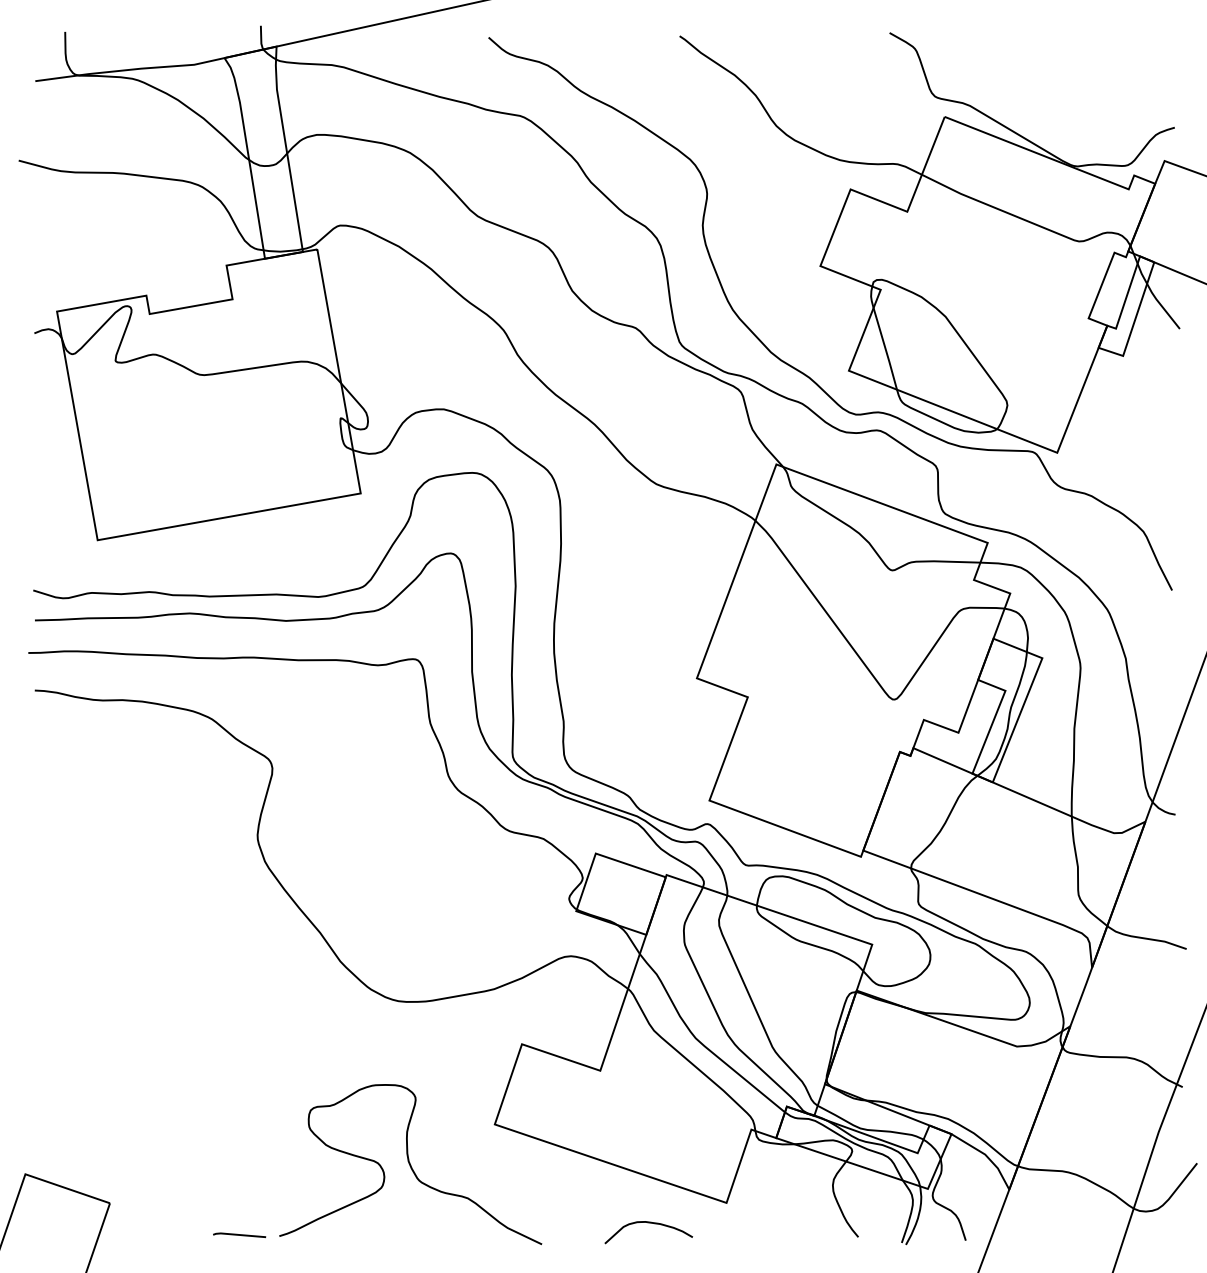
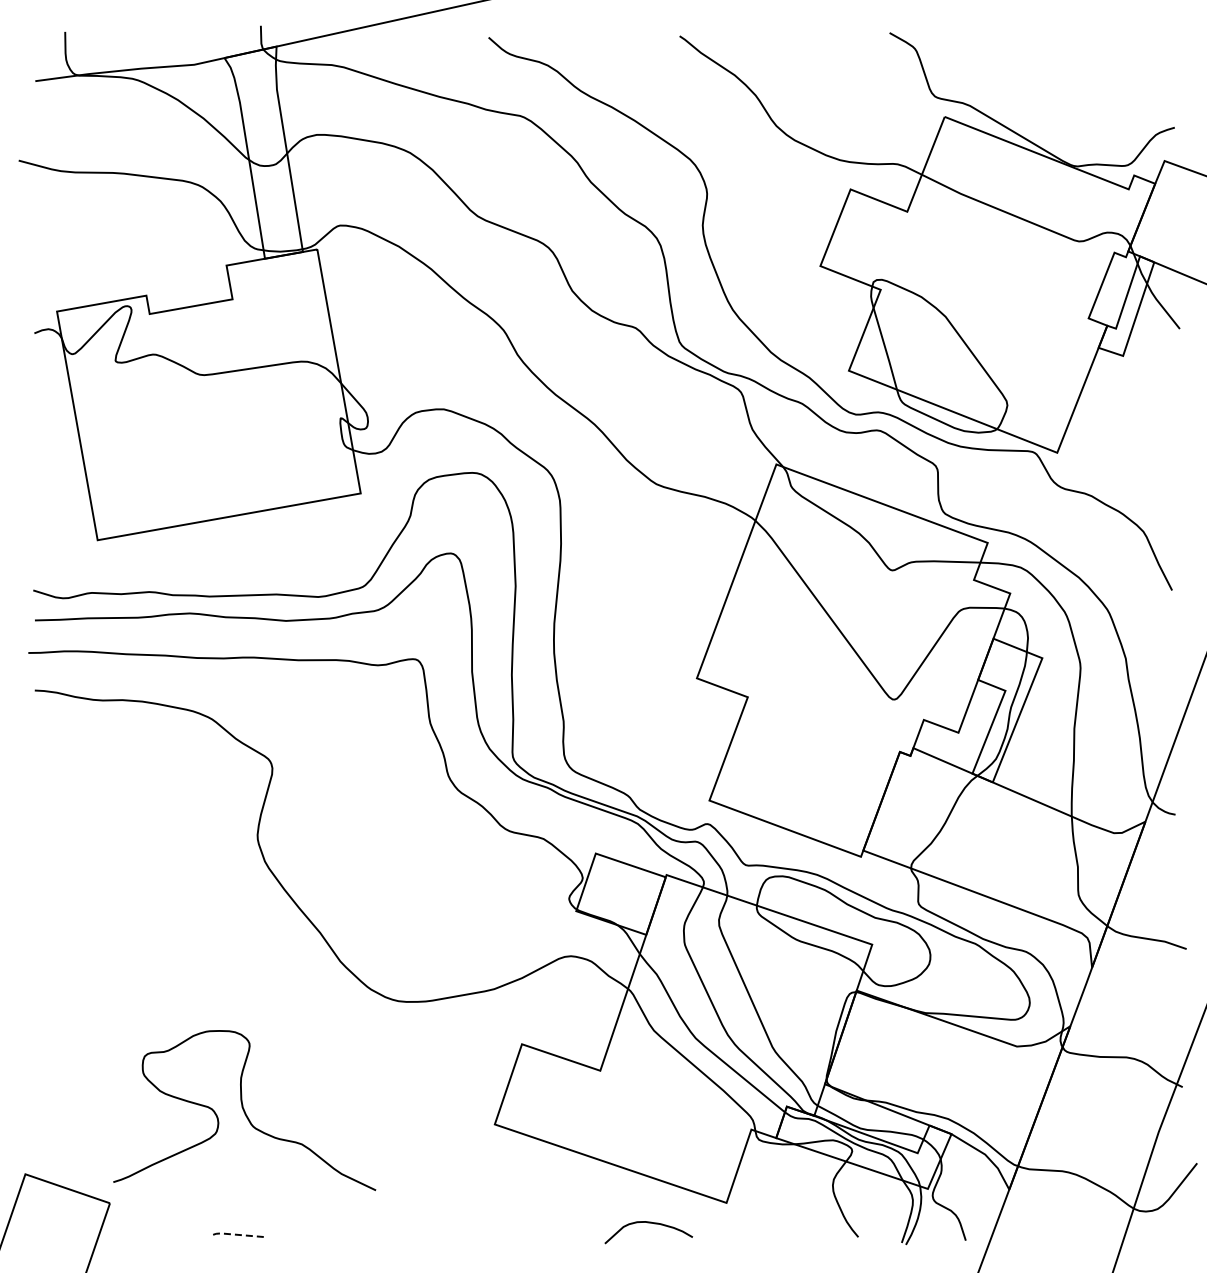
curve position: (410, 1164) -> (244, 1110) (244, 1110)
line: solid -> dashed (238, 1234)
